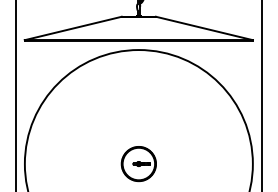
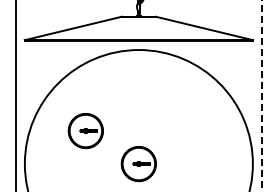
line: solid -> dashed (262, 95)
part: none -> present (85, 131)
